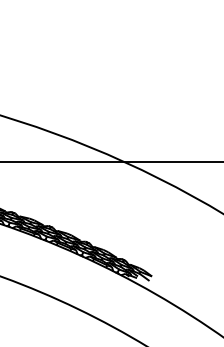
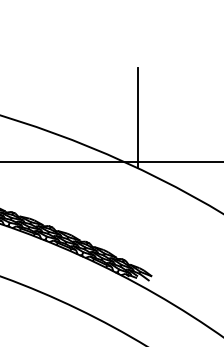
line: none -> present (138, 117)
